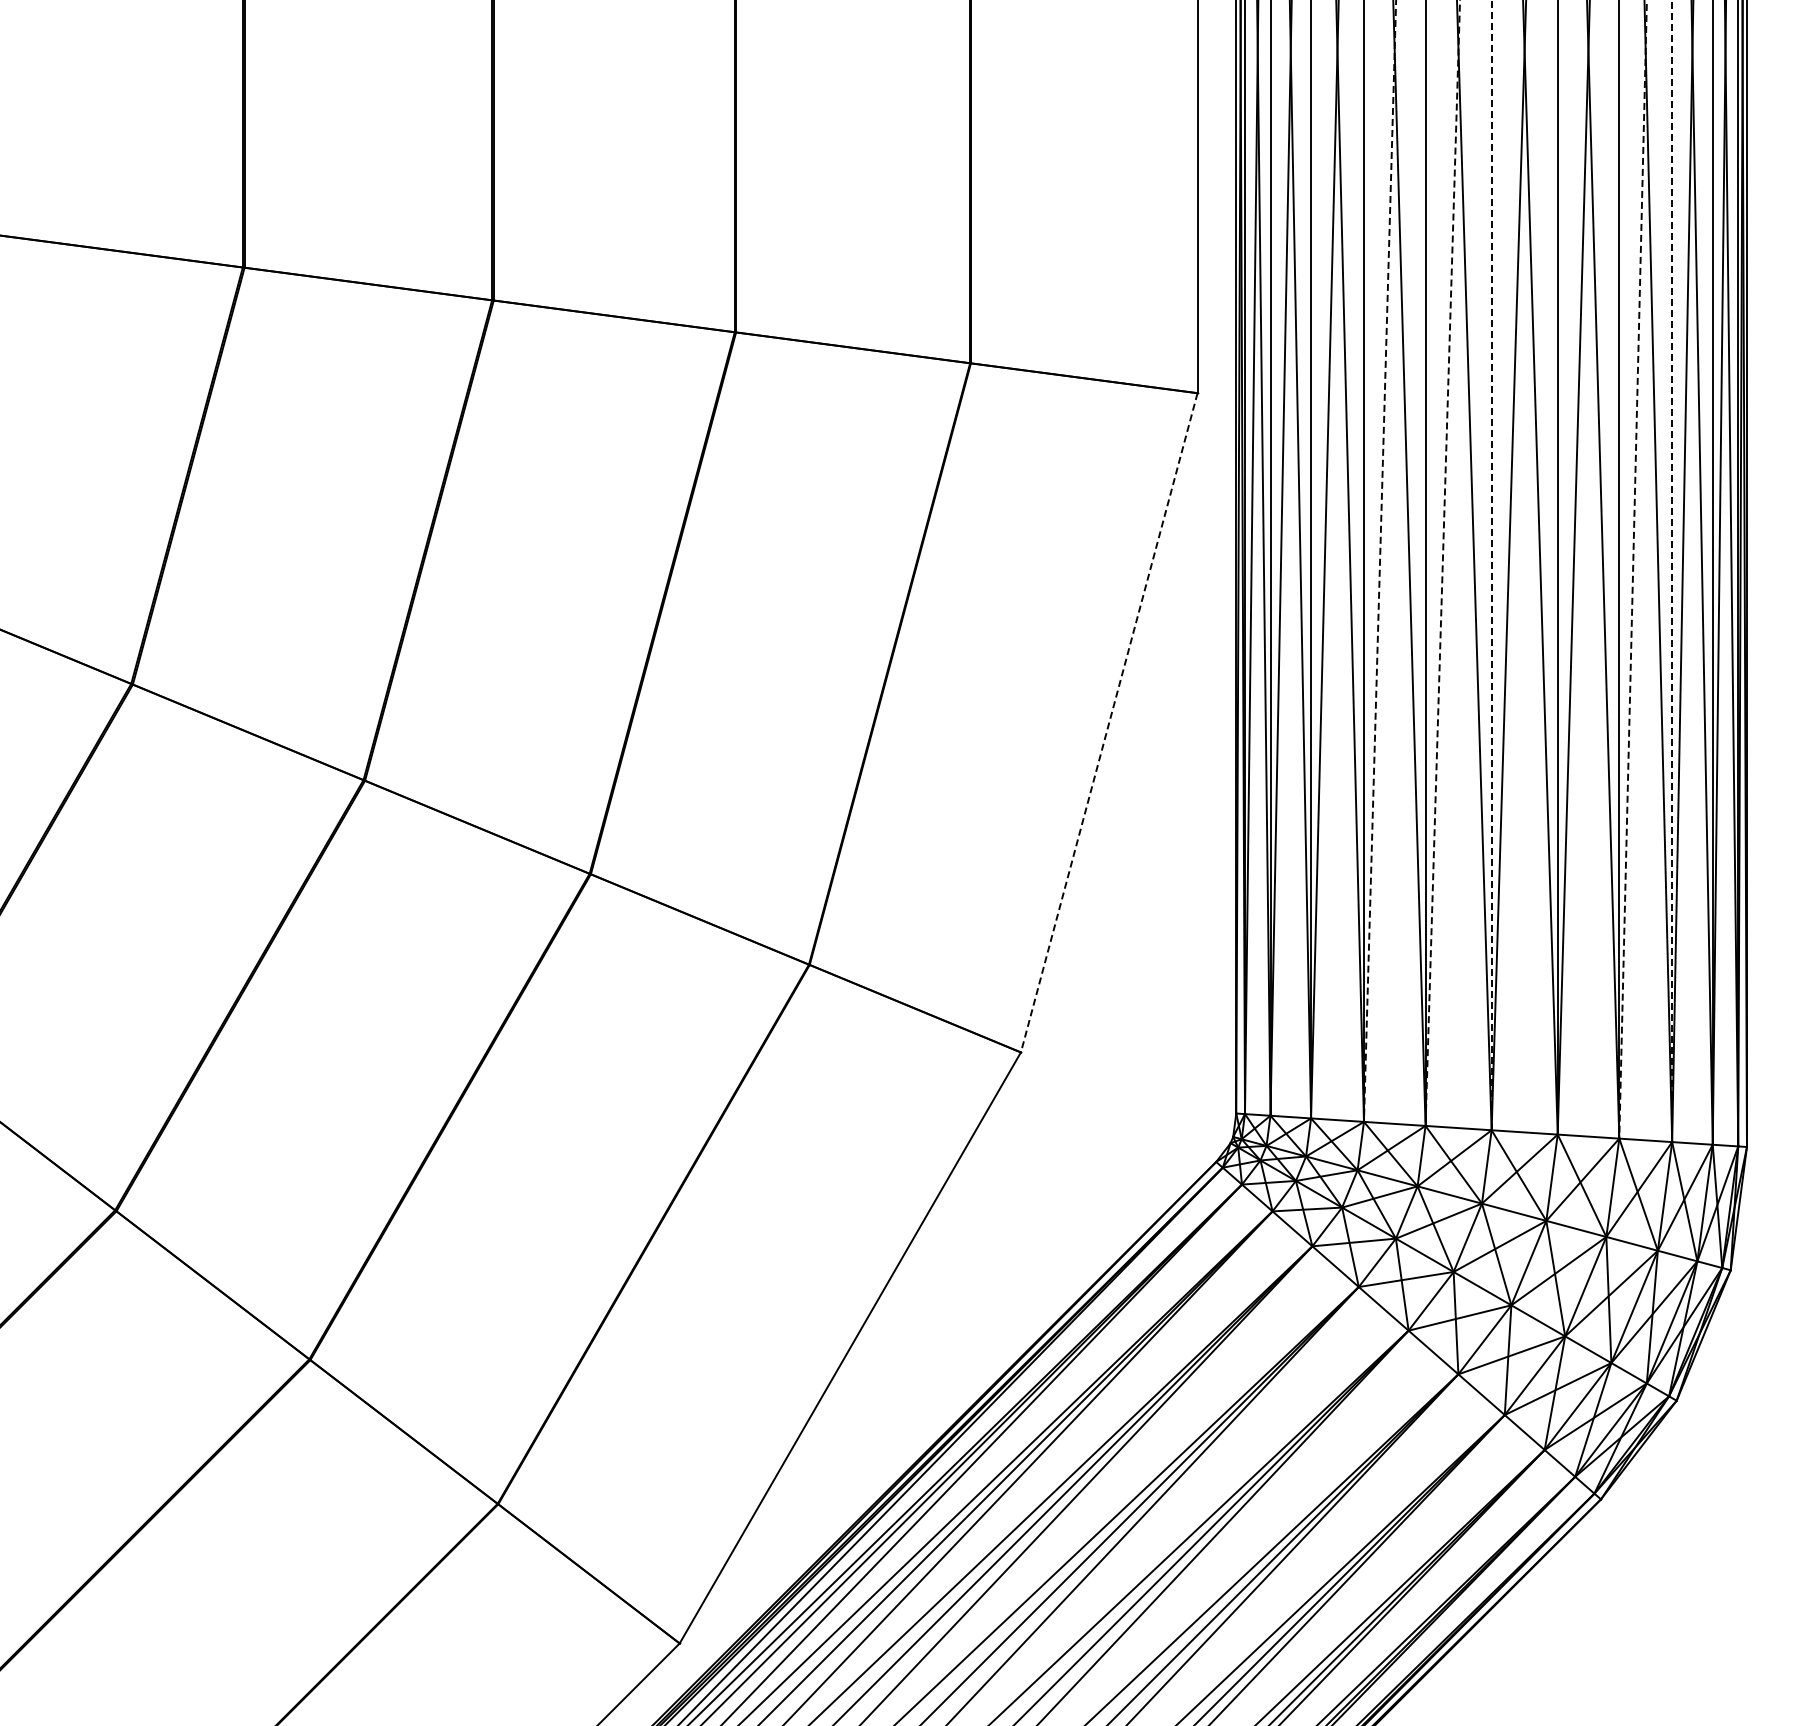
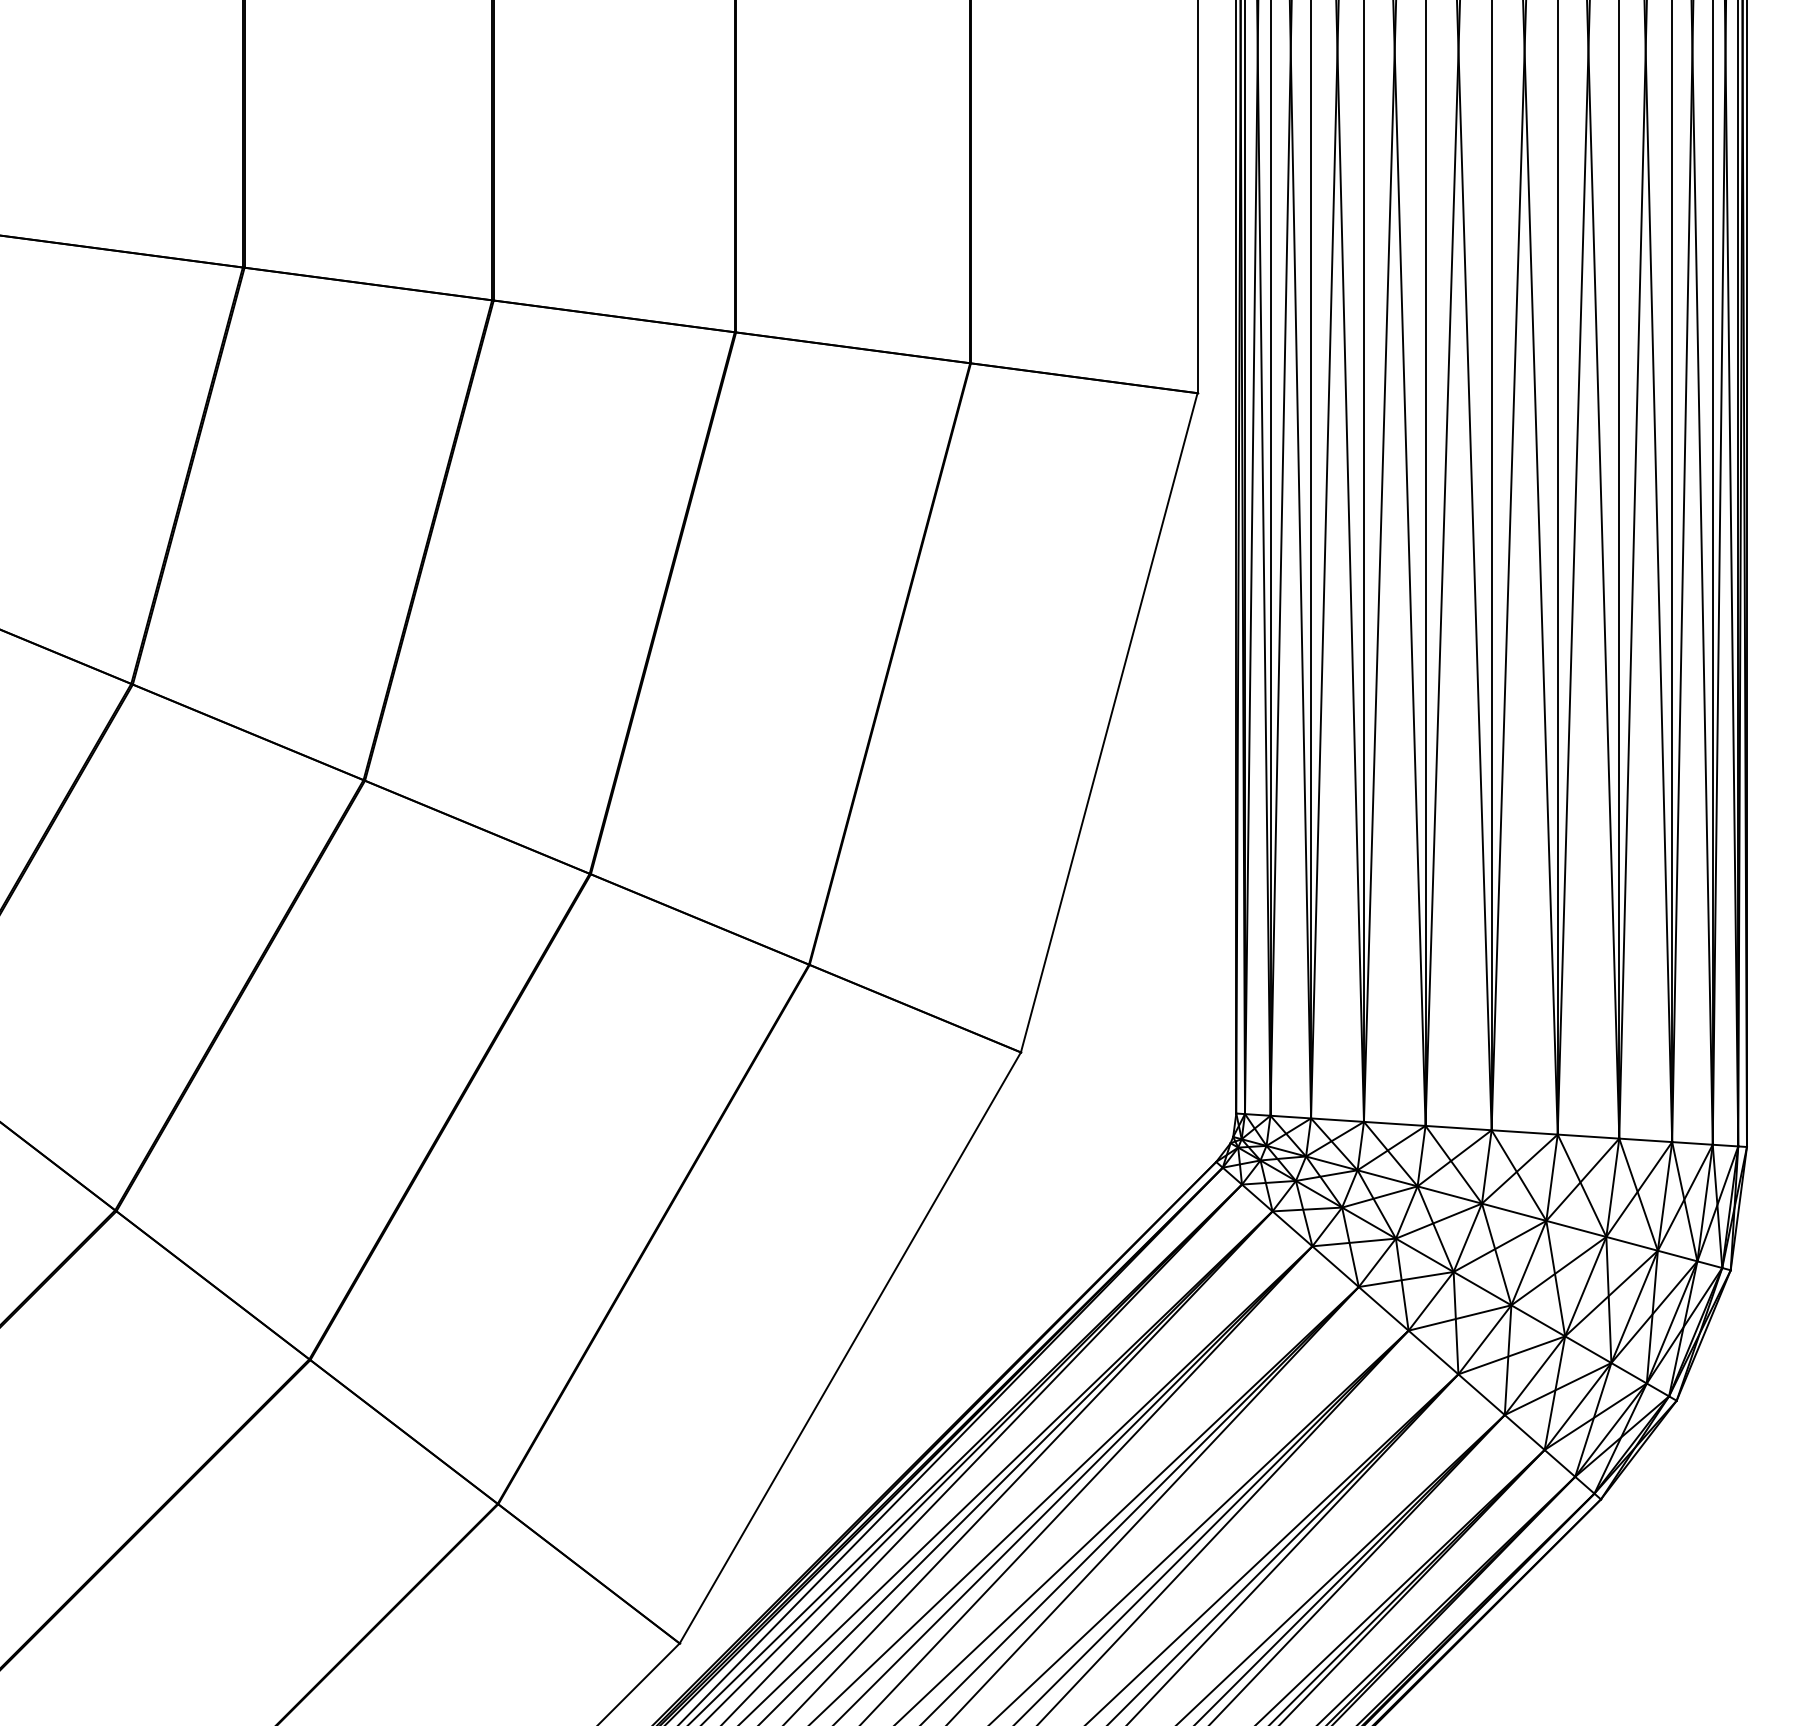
line: dashed -> solid (1380, 561)
line: dashed -> solid (1442, 563)
line: dashed -> solid (1491, 565)
line: dashed -> solid (1633, 569)
line: dashed -> solid (1672, 571)
line: dashed -> solid (1109, 723)
